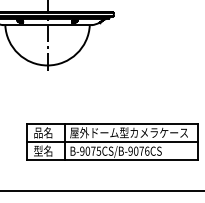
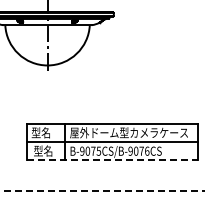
text: 品名 -> 型名 (41, 132)
line: solid -> dashed (112, 160)
line: solid -> dashed (102, 190)
